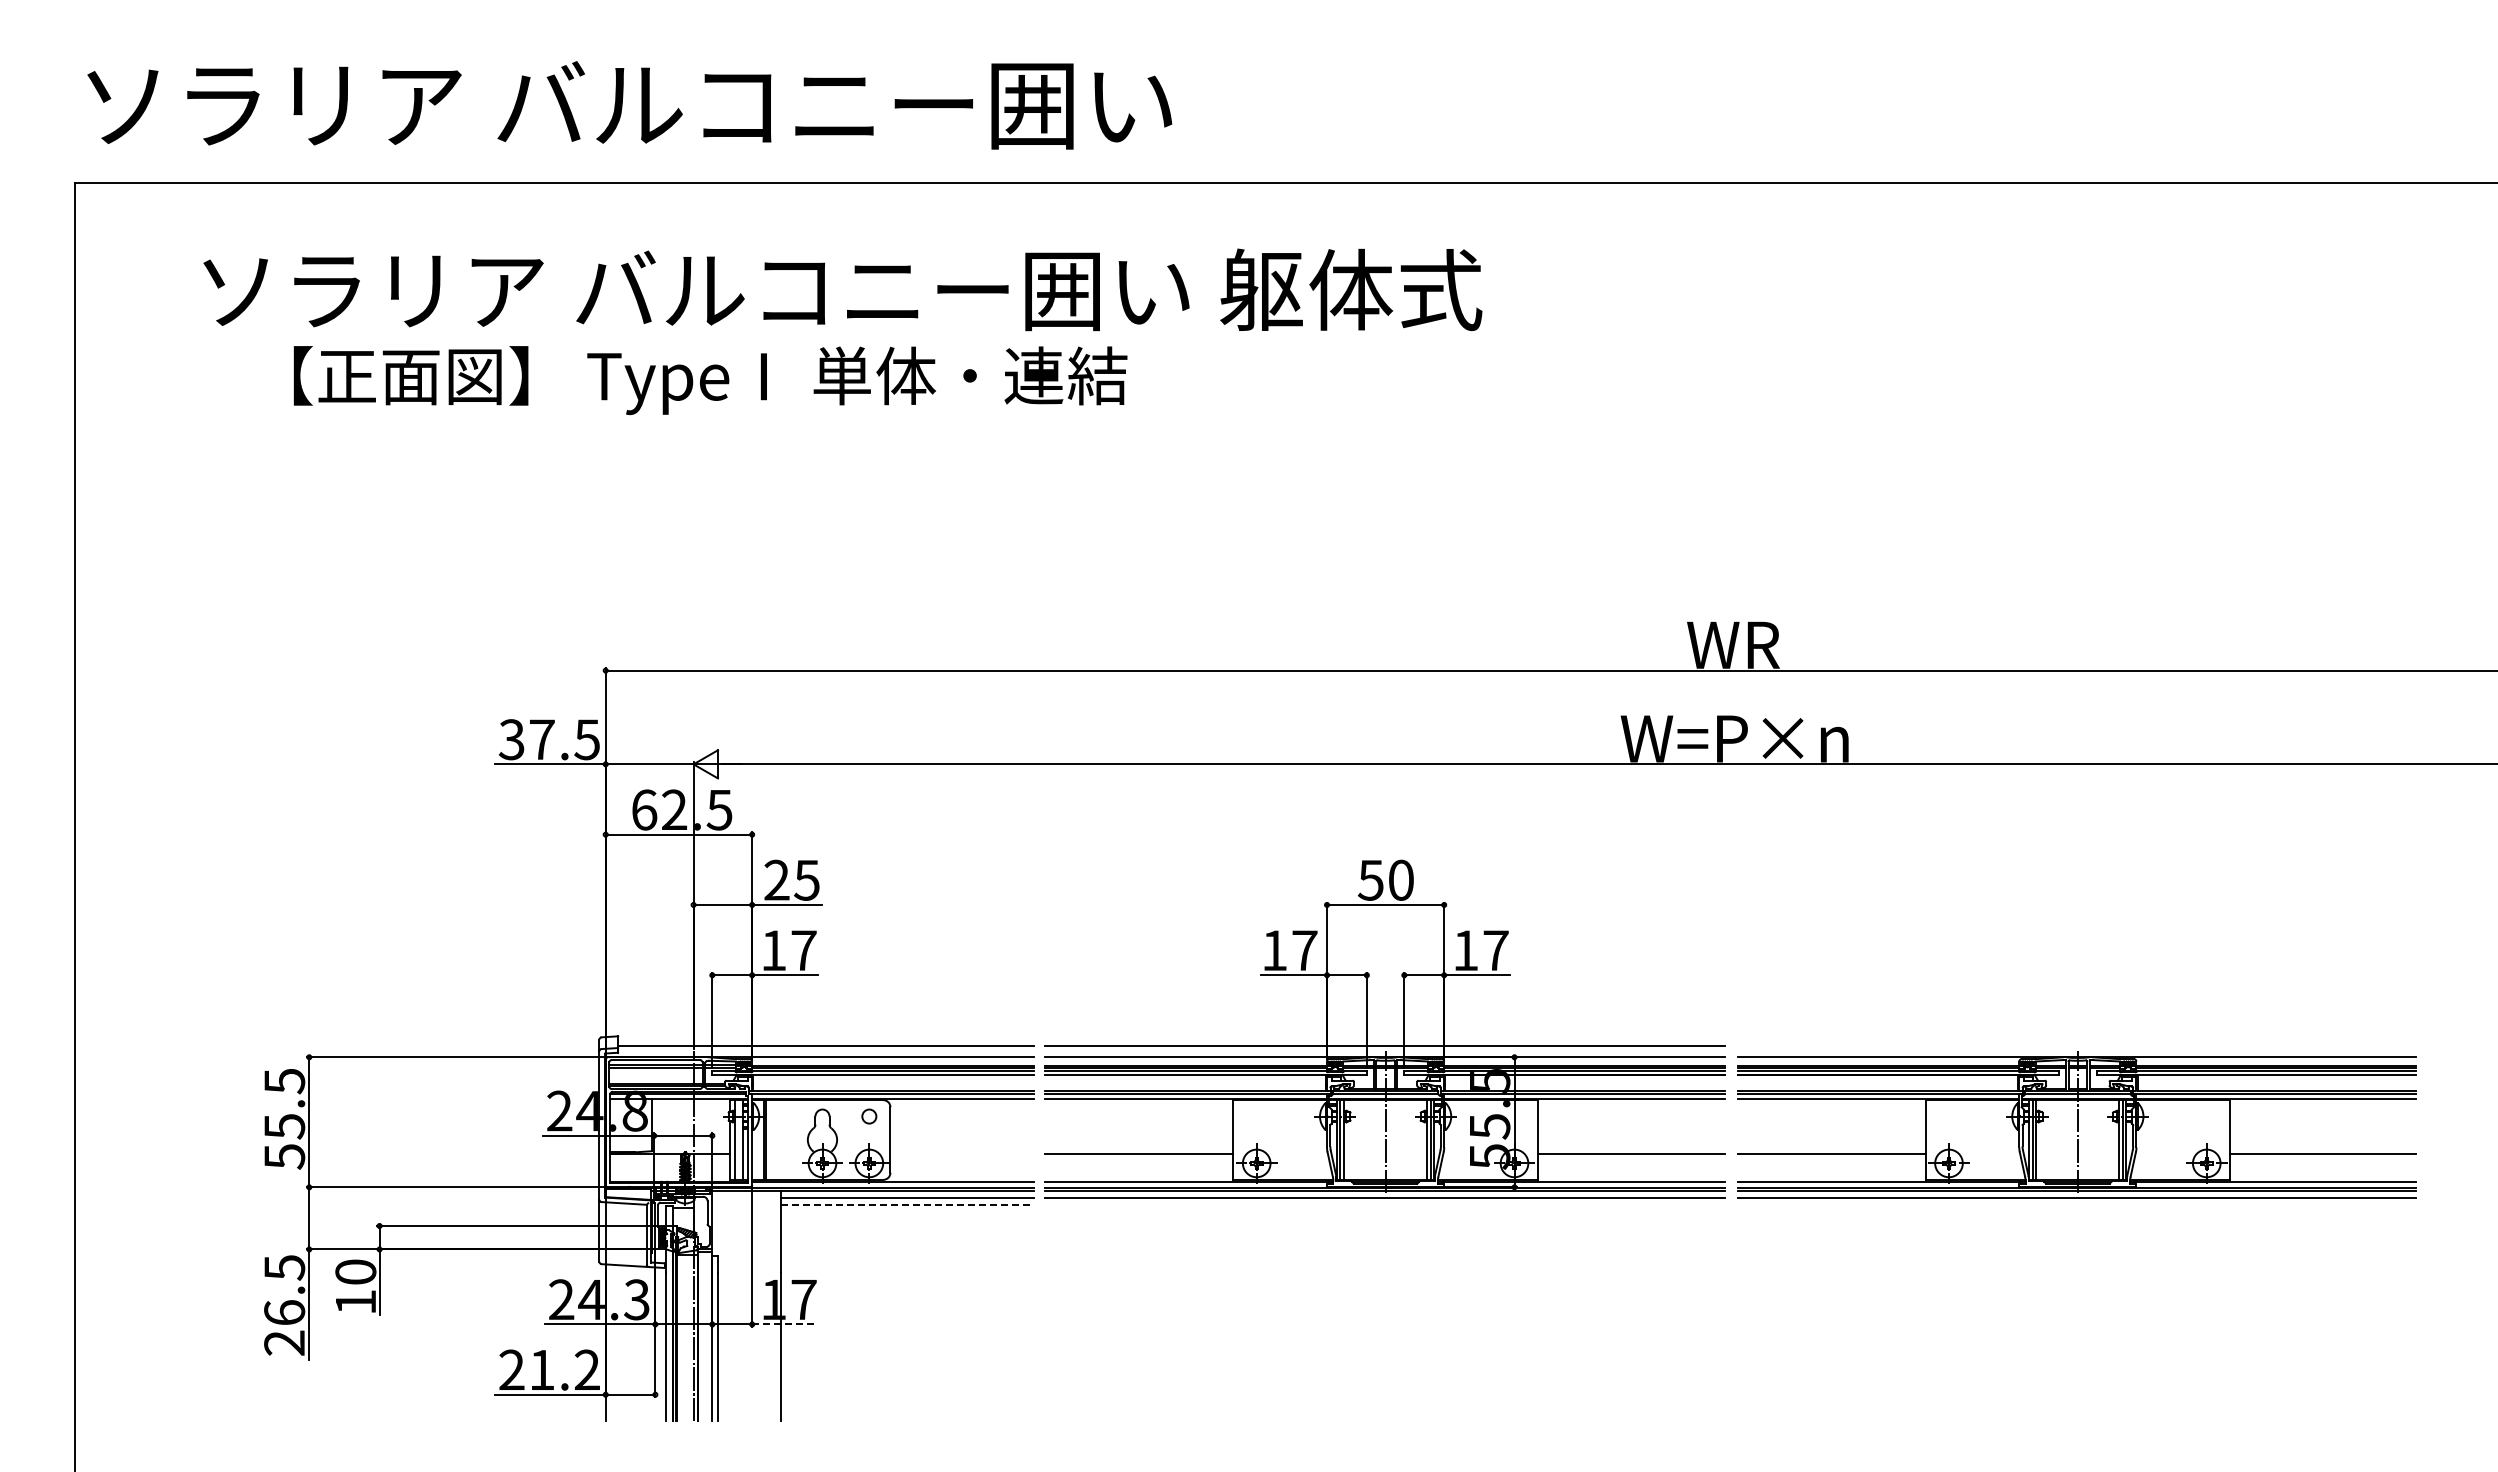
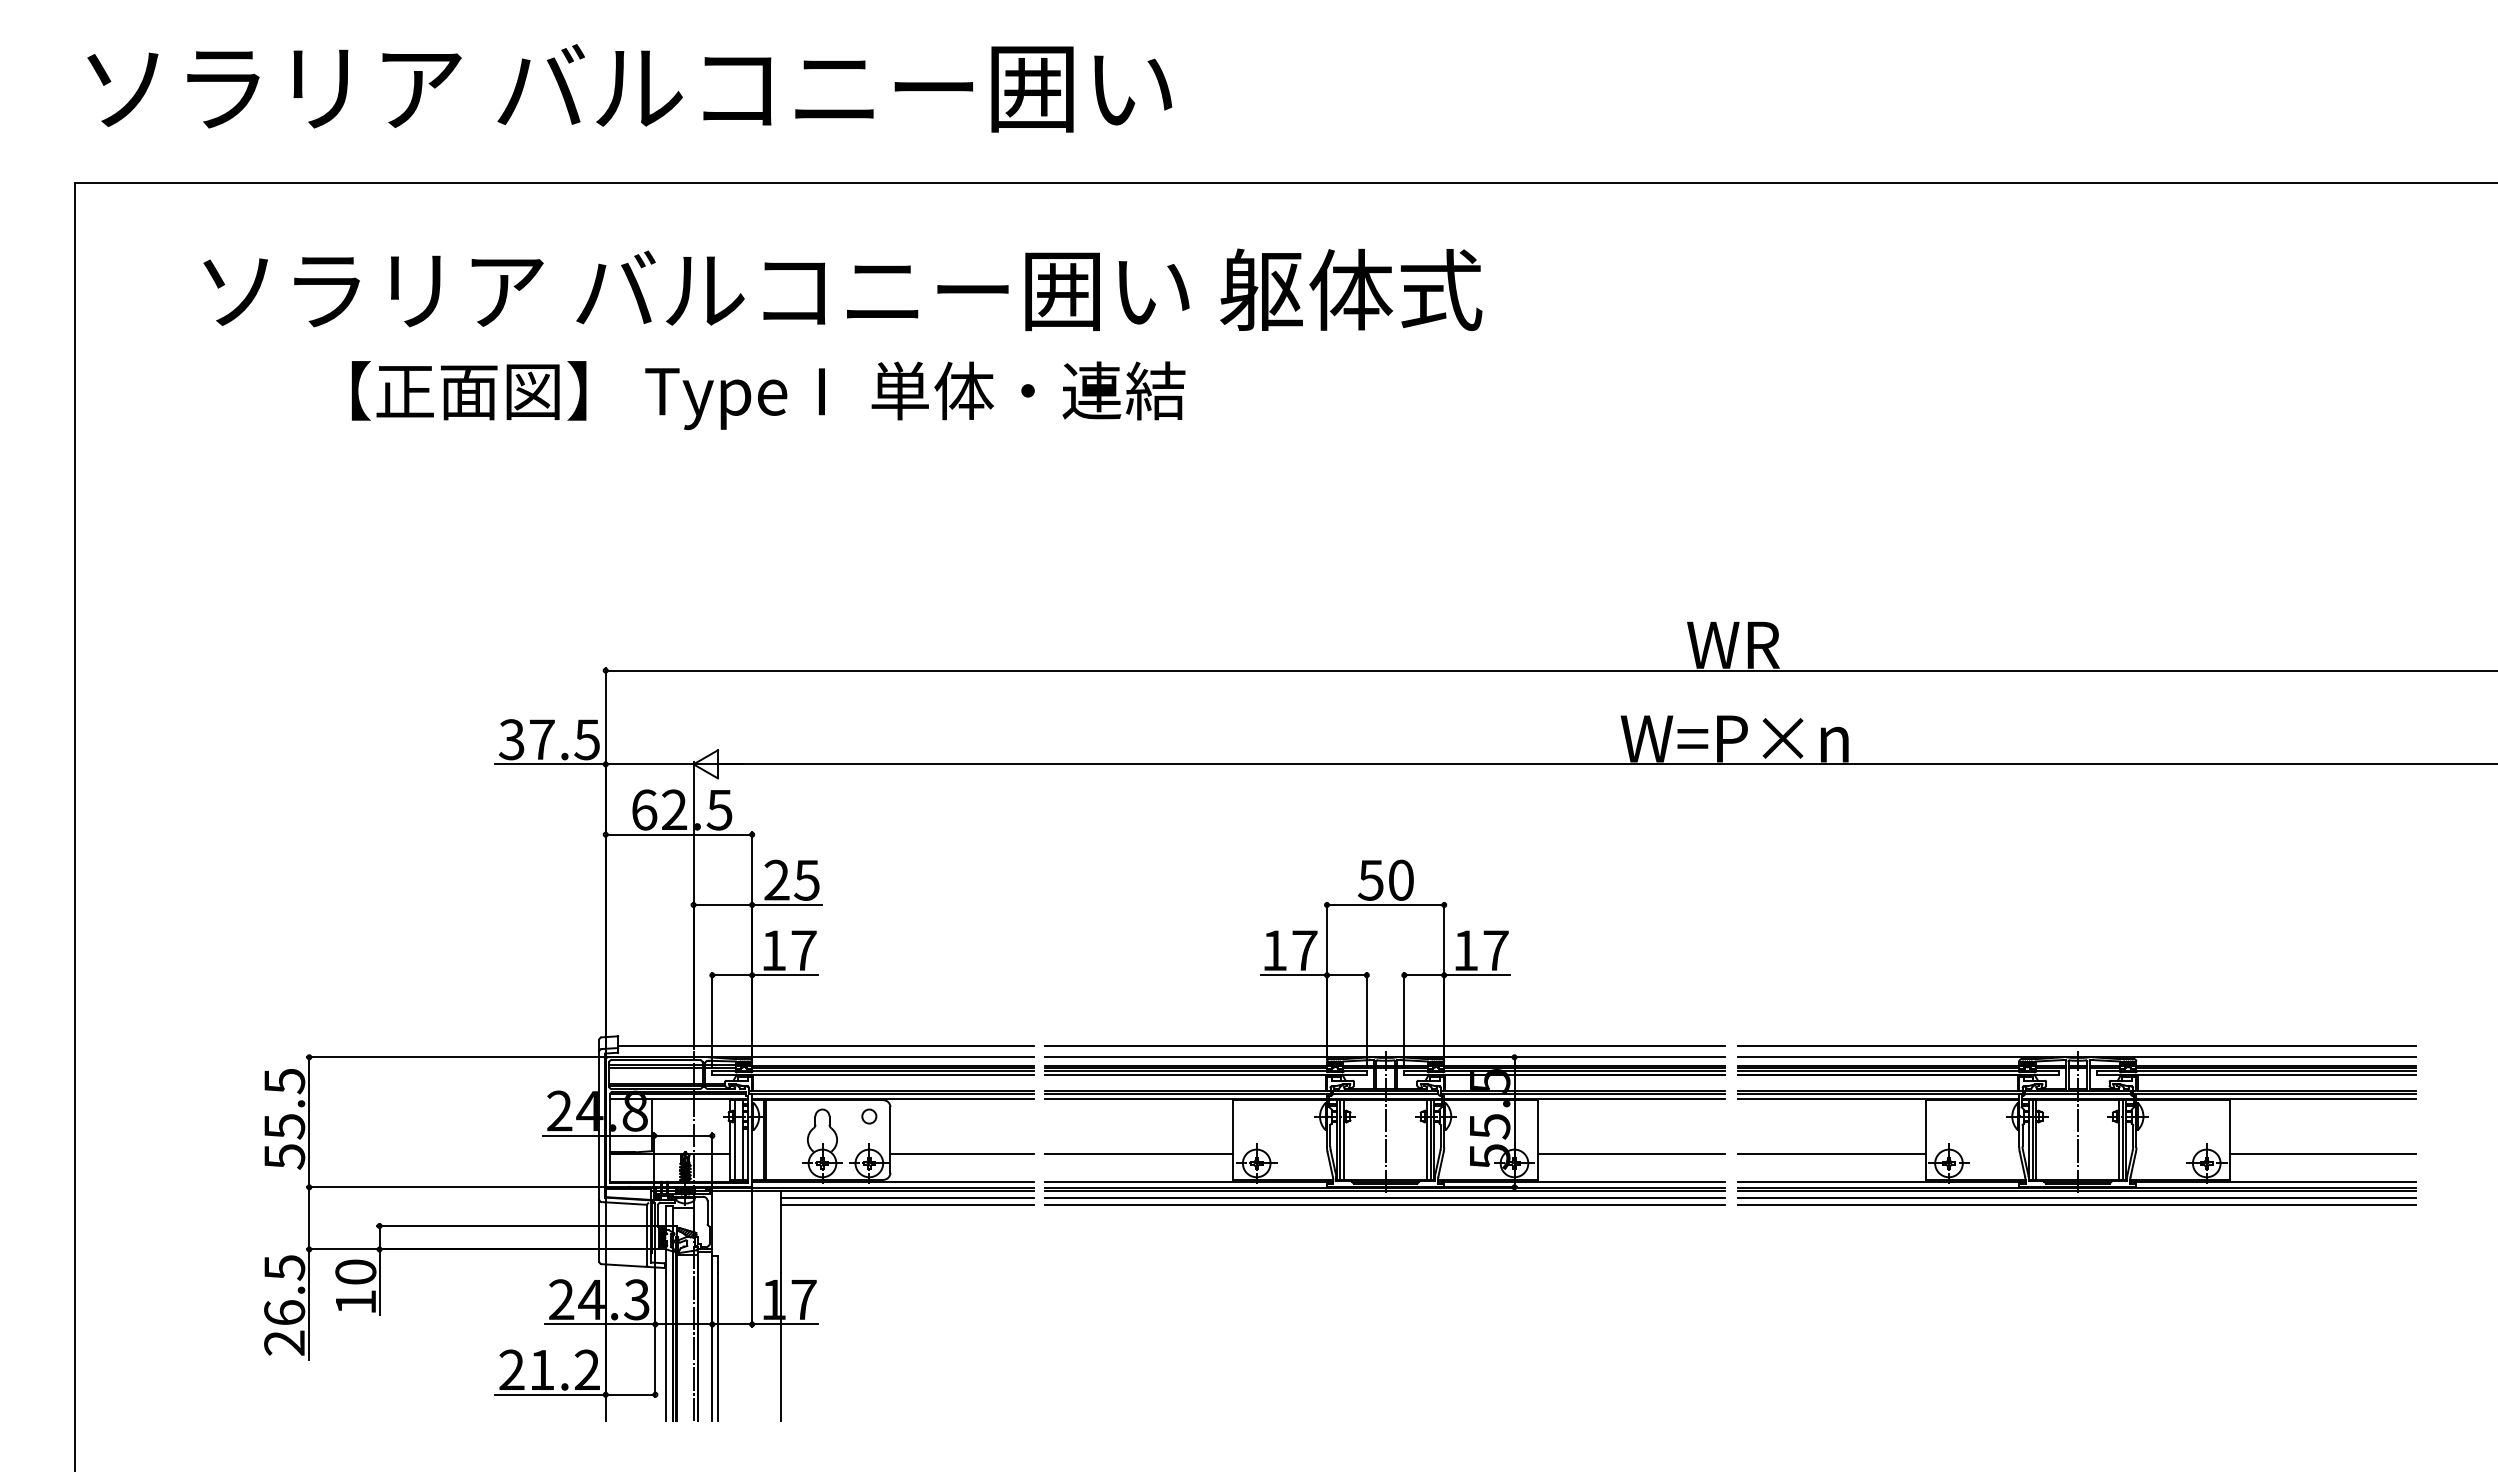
text position: (629, 105) -> (629, 88) (629, 88)
text position: (710, 380) -> (768, 395) (768, 395)
line: none -> present (2077, 1045)
line: none -> present (961, 1153)
line: dashed -> solid (908, 1204)
line: none -> present (1385, 1204)
line: none -> present (2077, 1204)
line: dashed -> solid (785, 1324)
